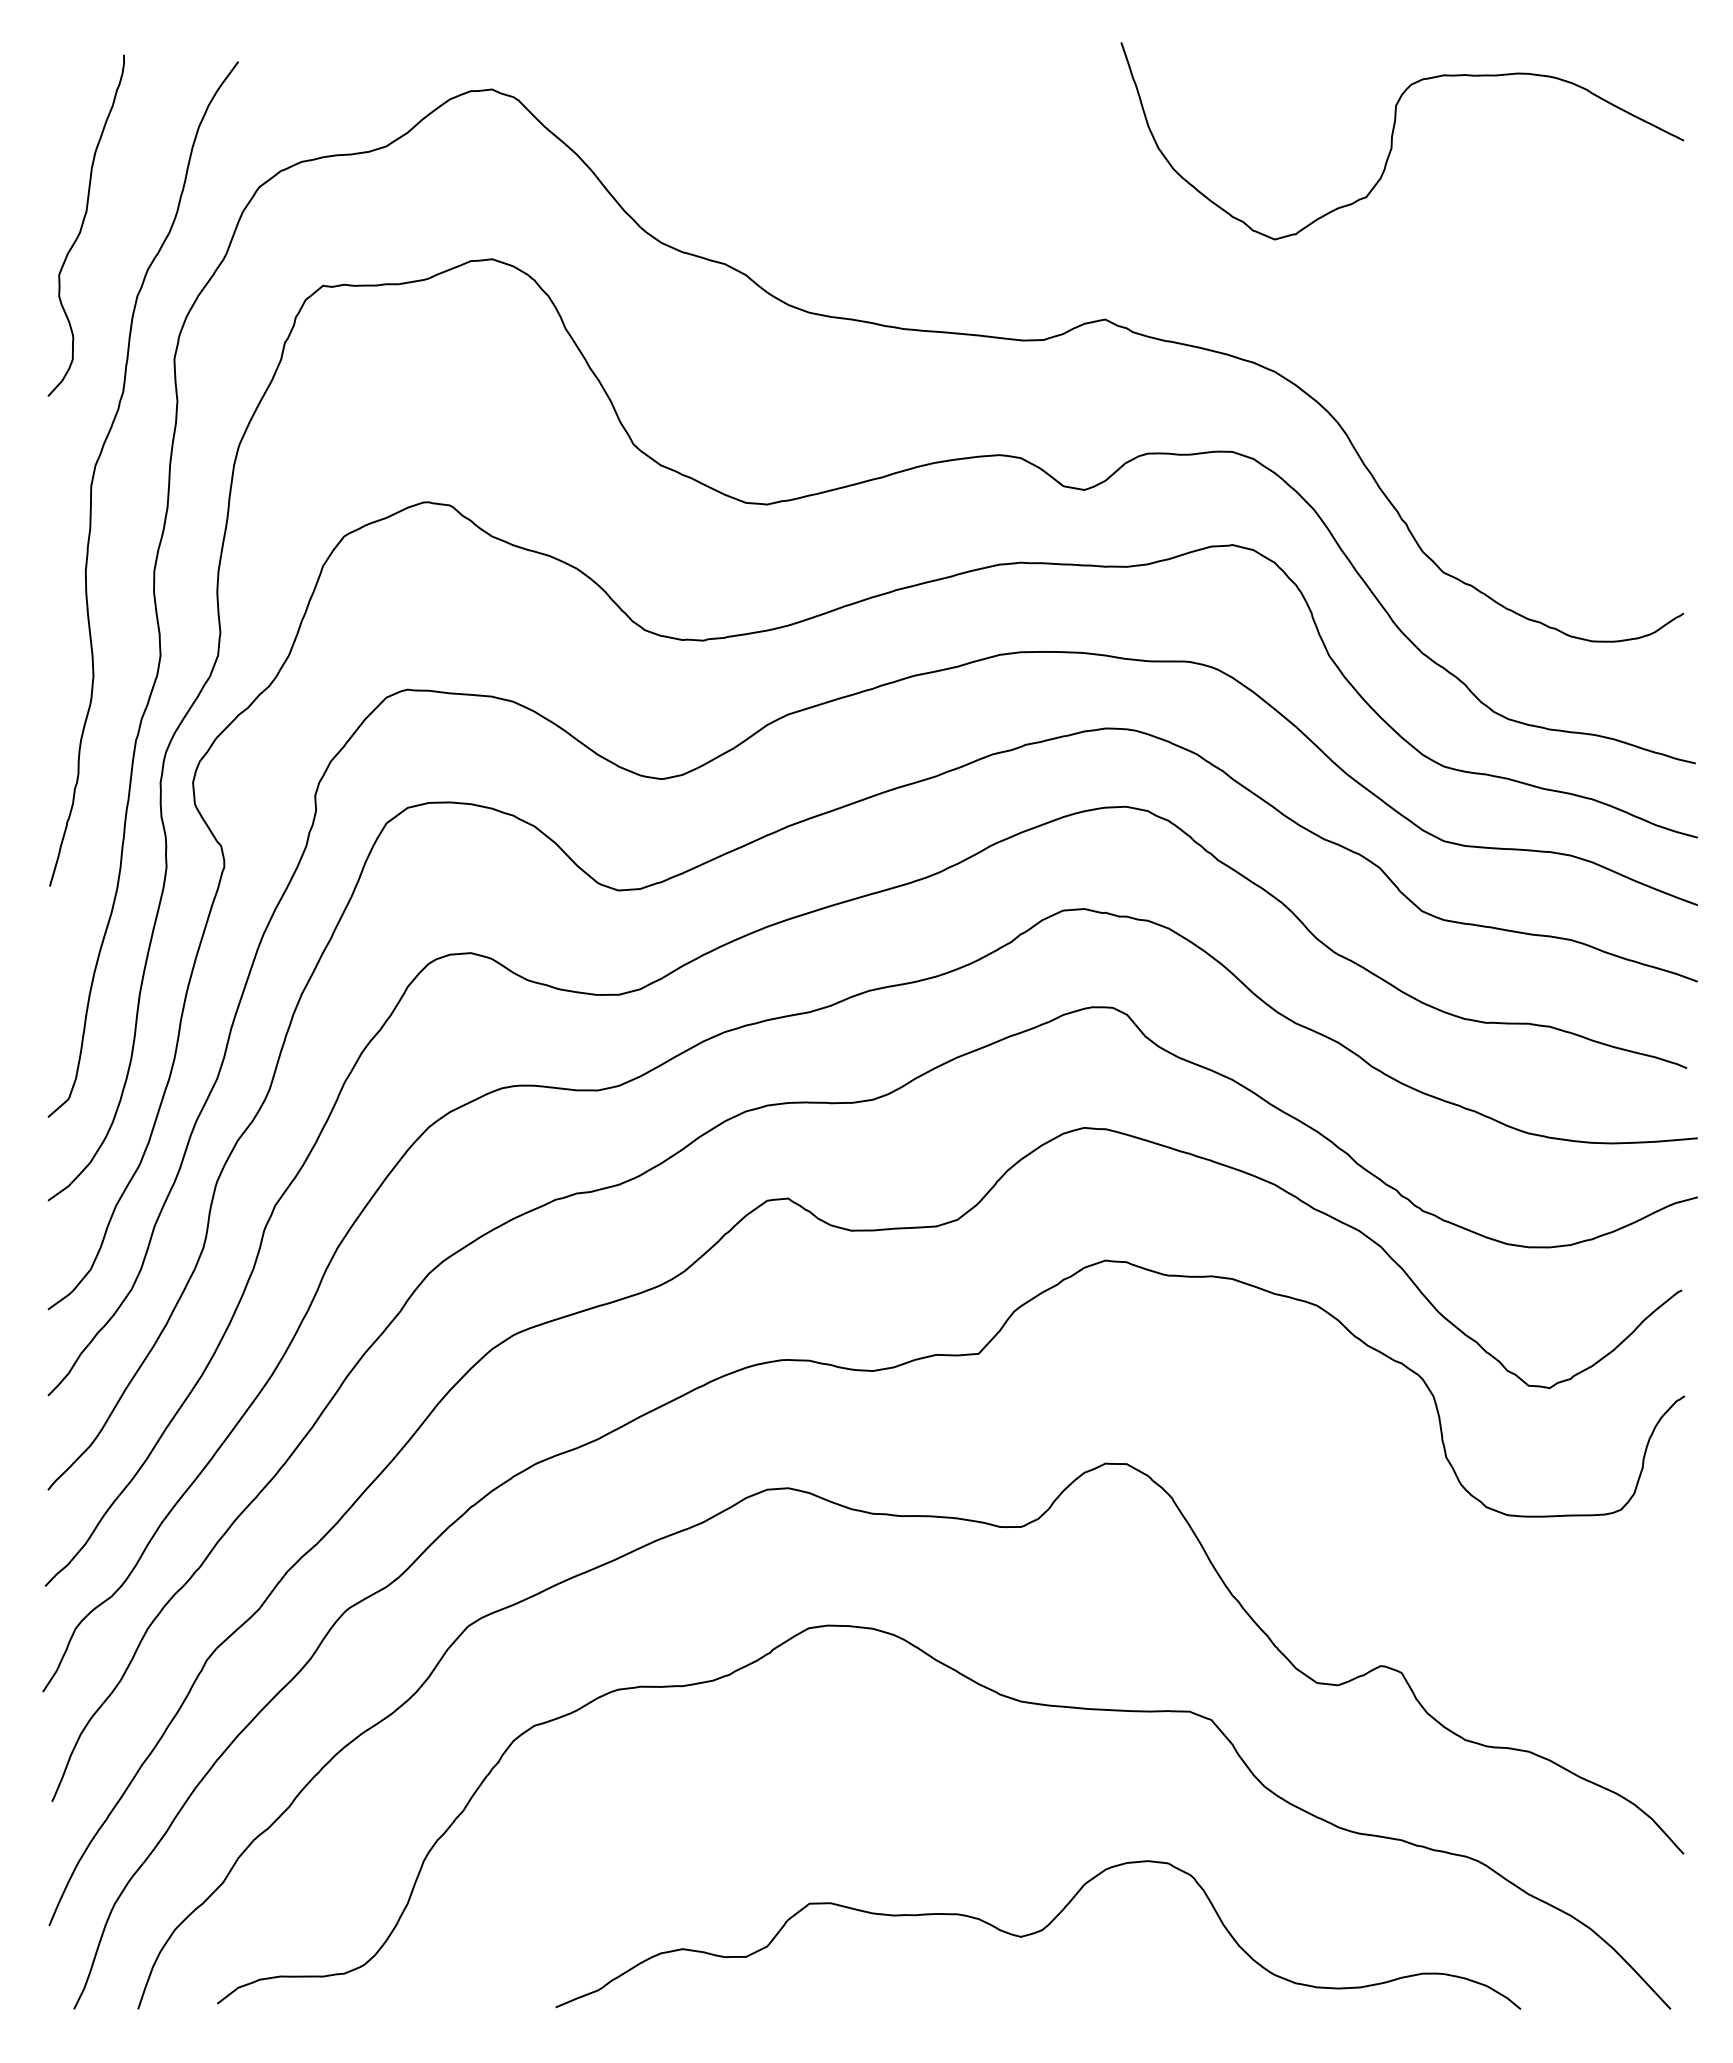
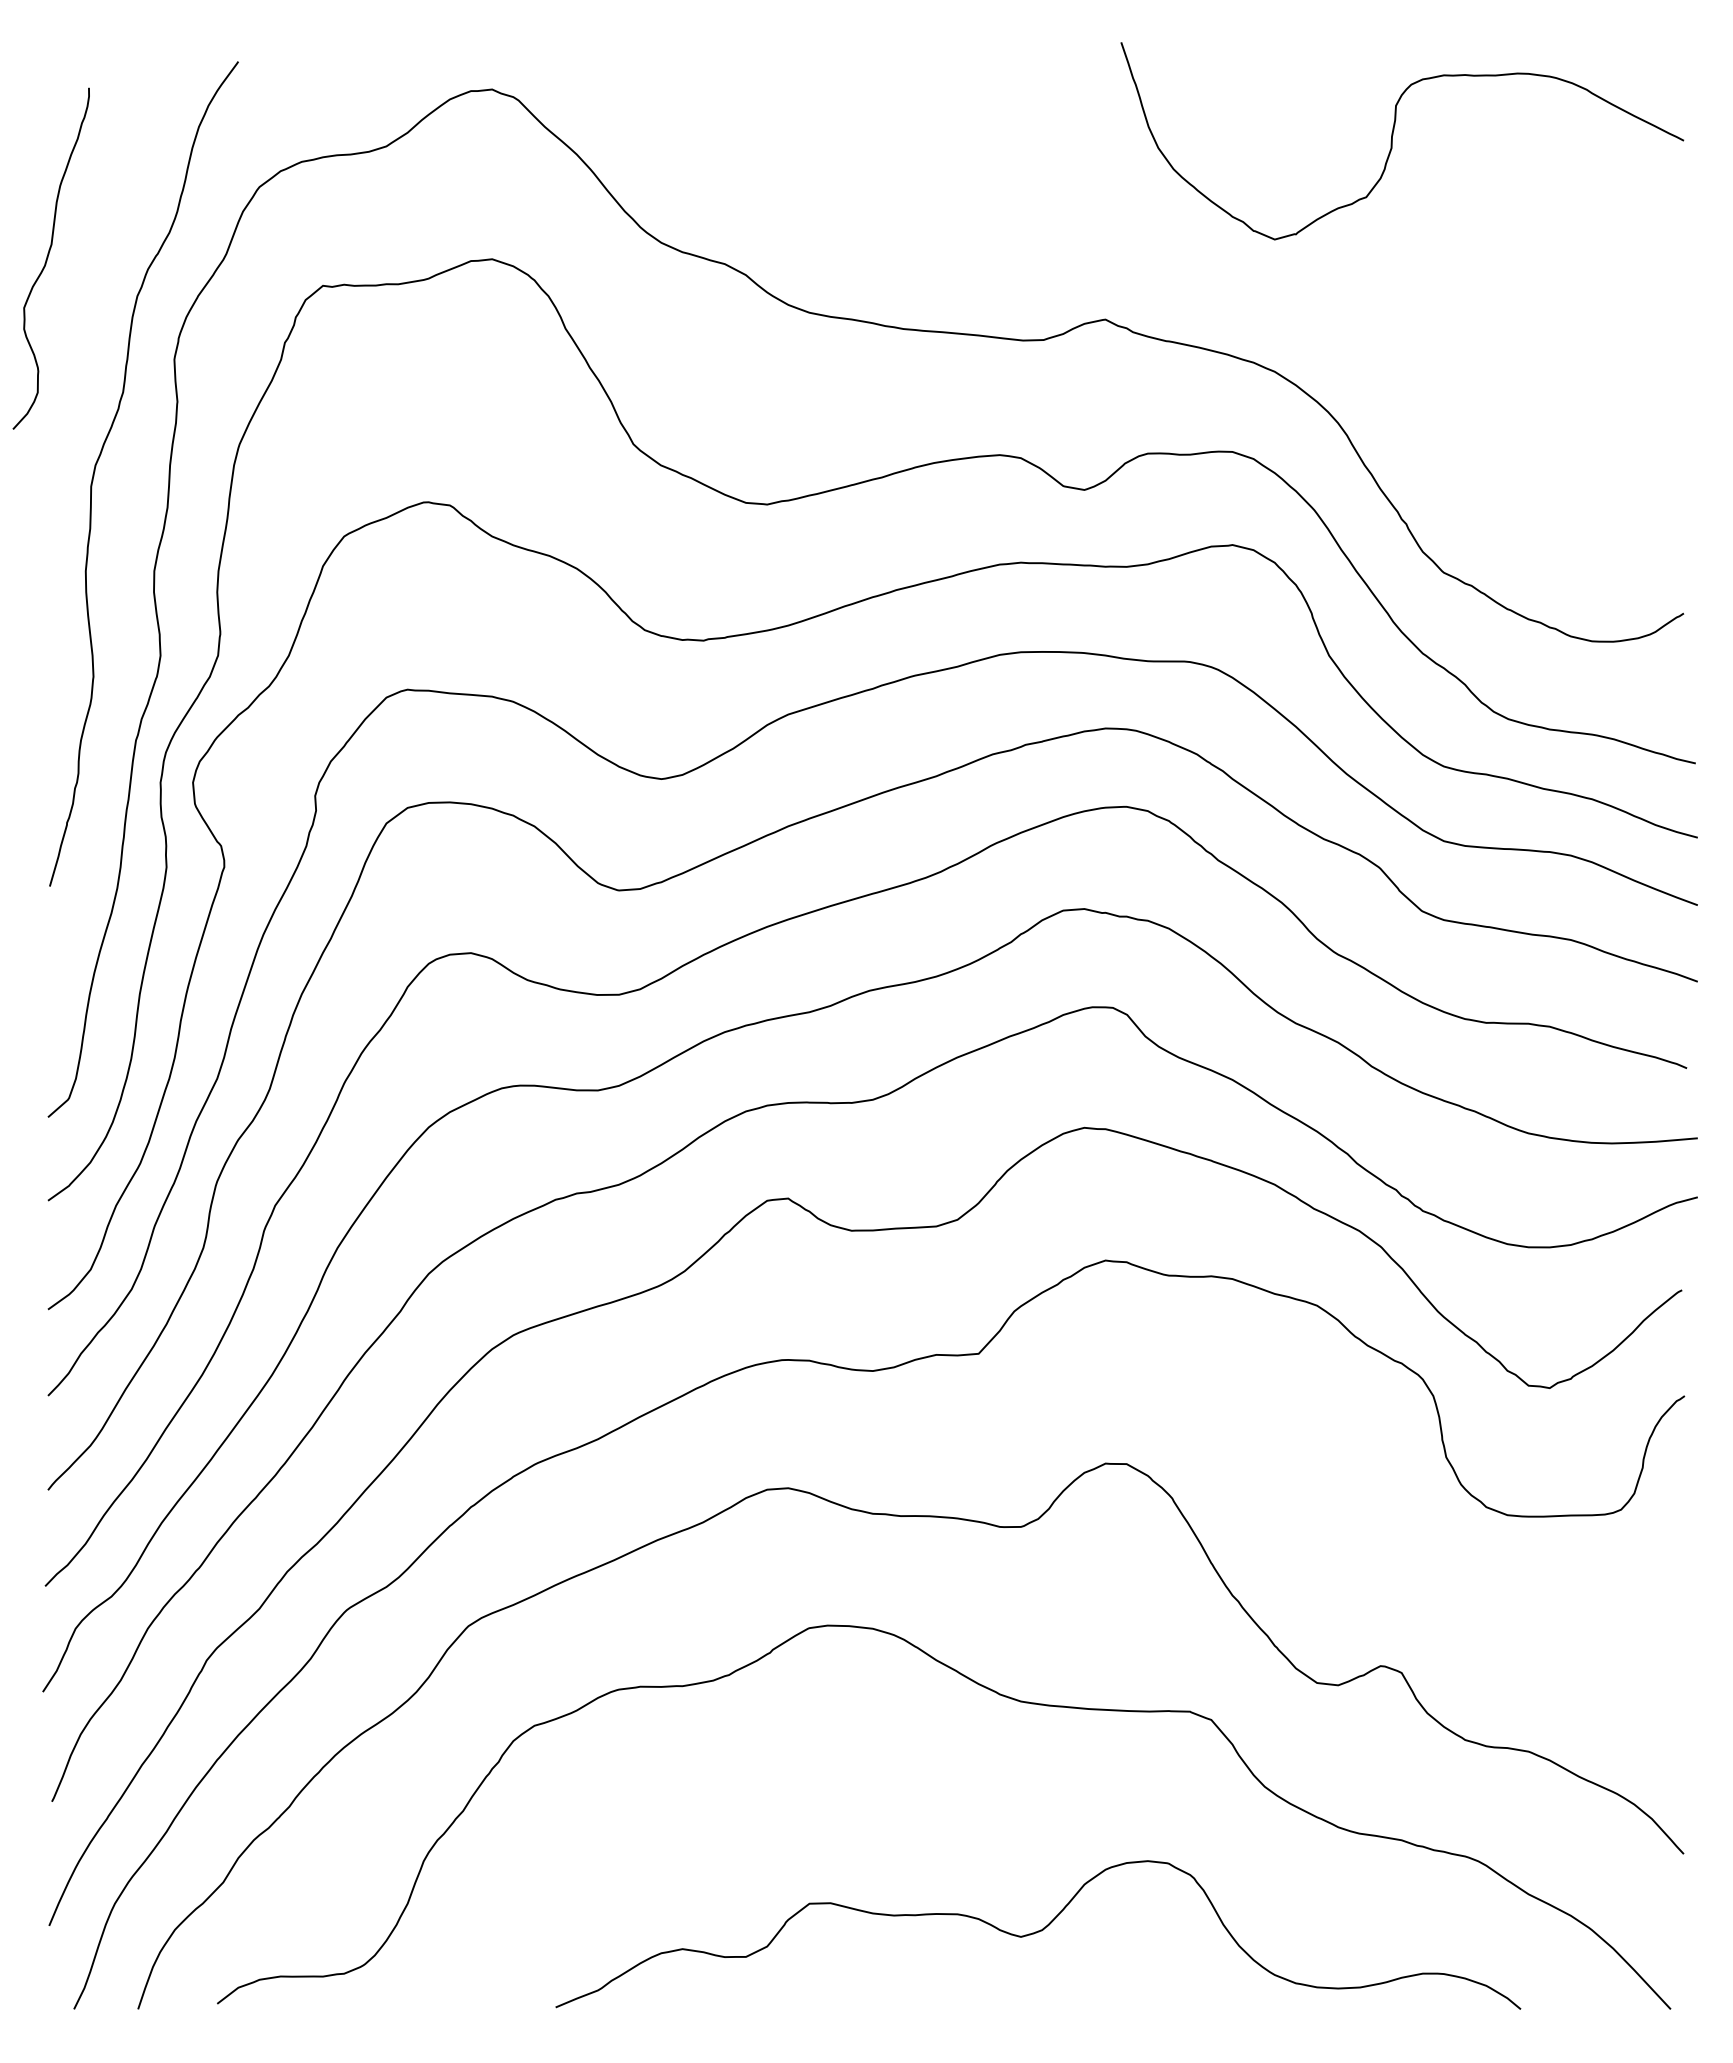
curve position: (83, 225) -> (48, 258) (48, 258)
